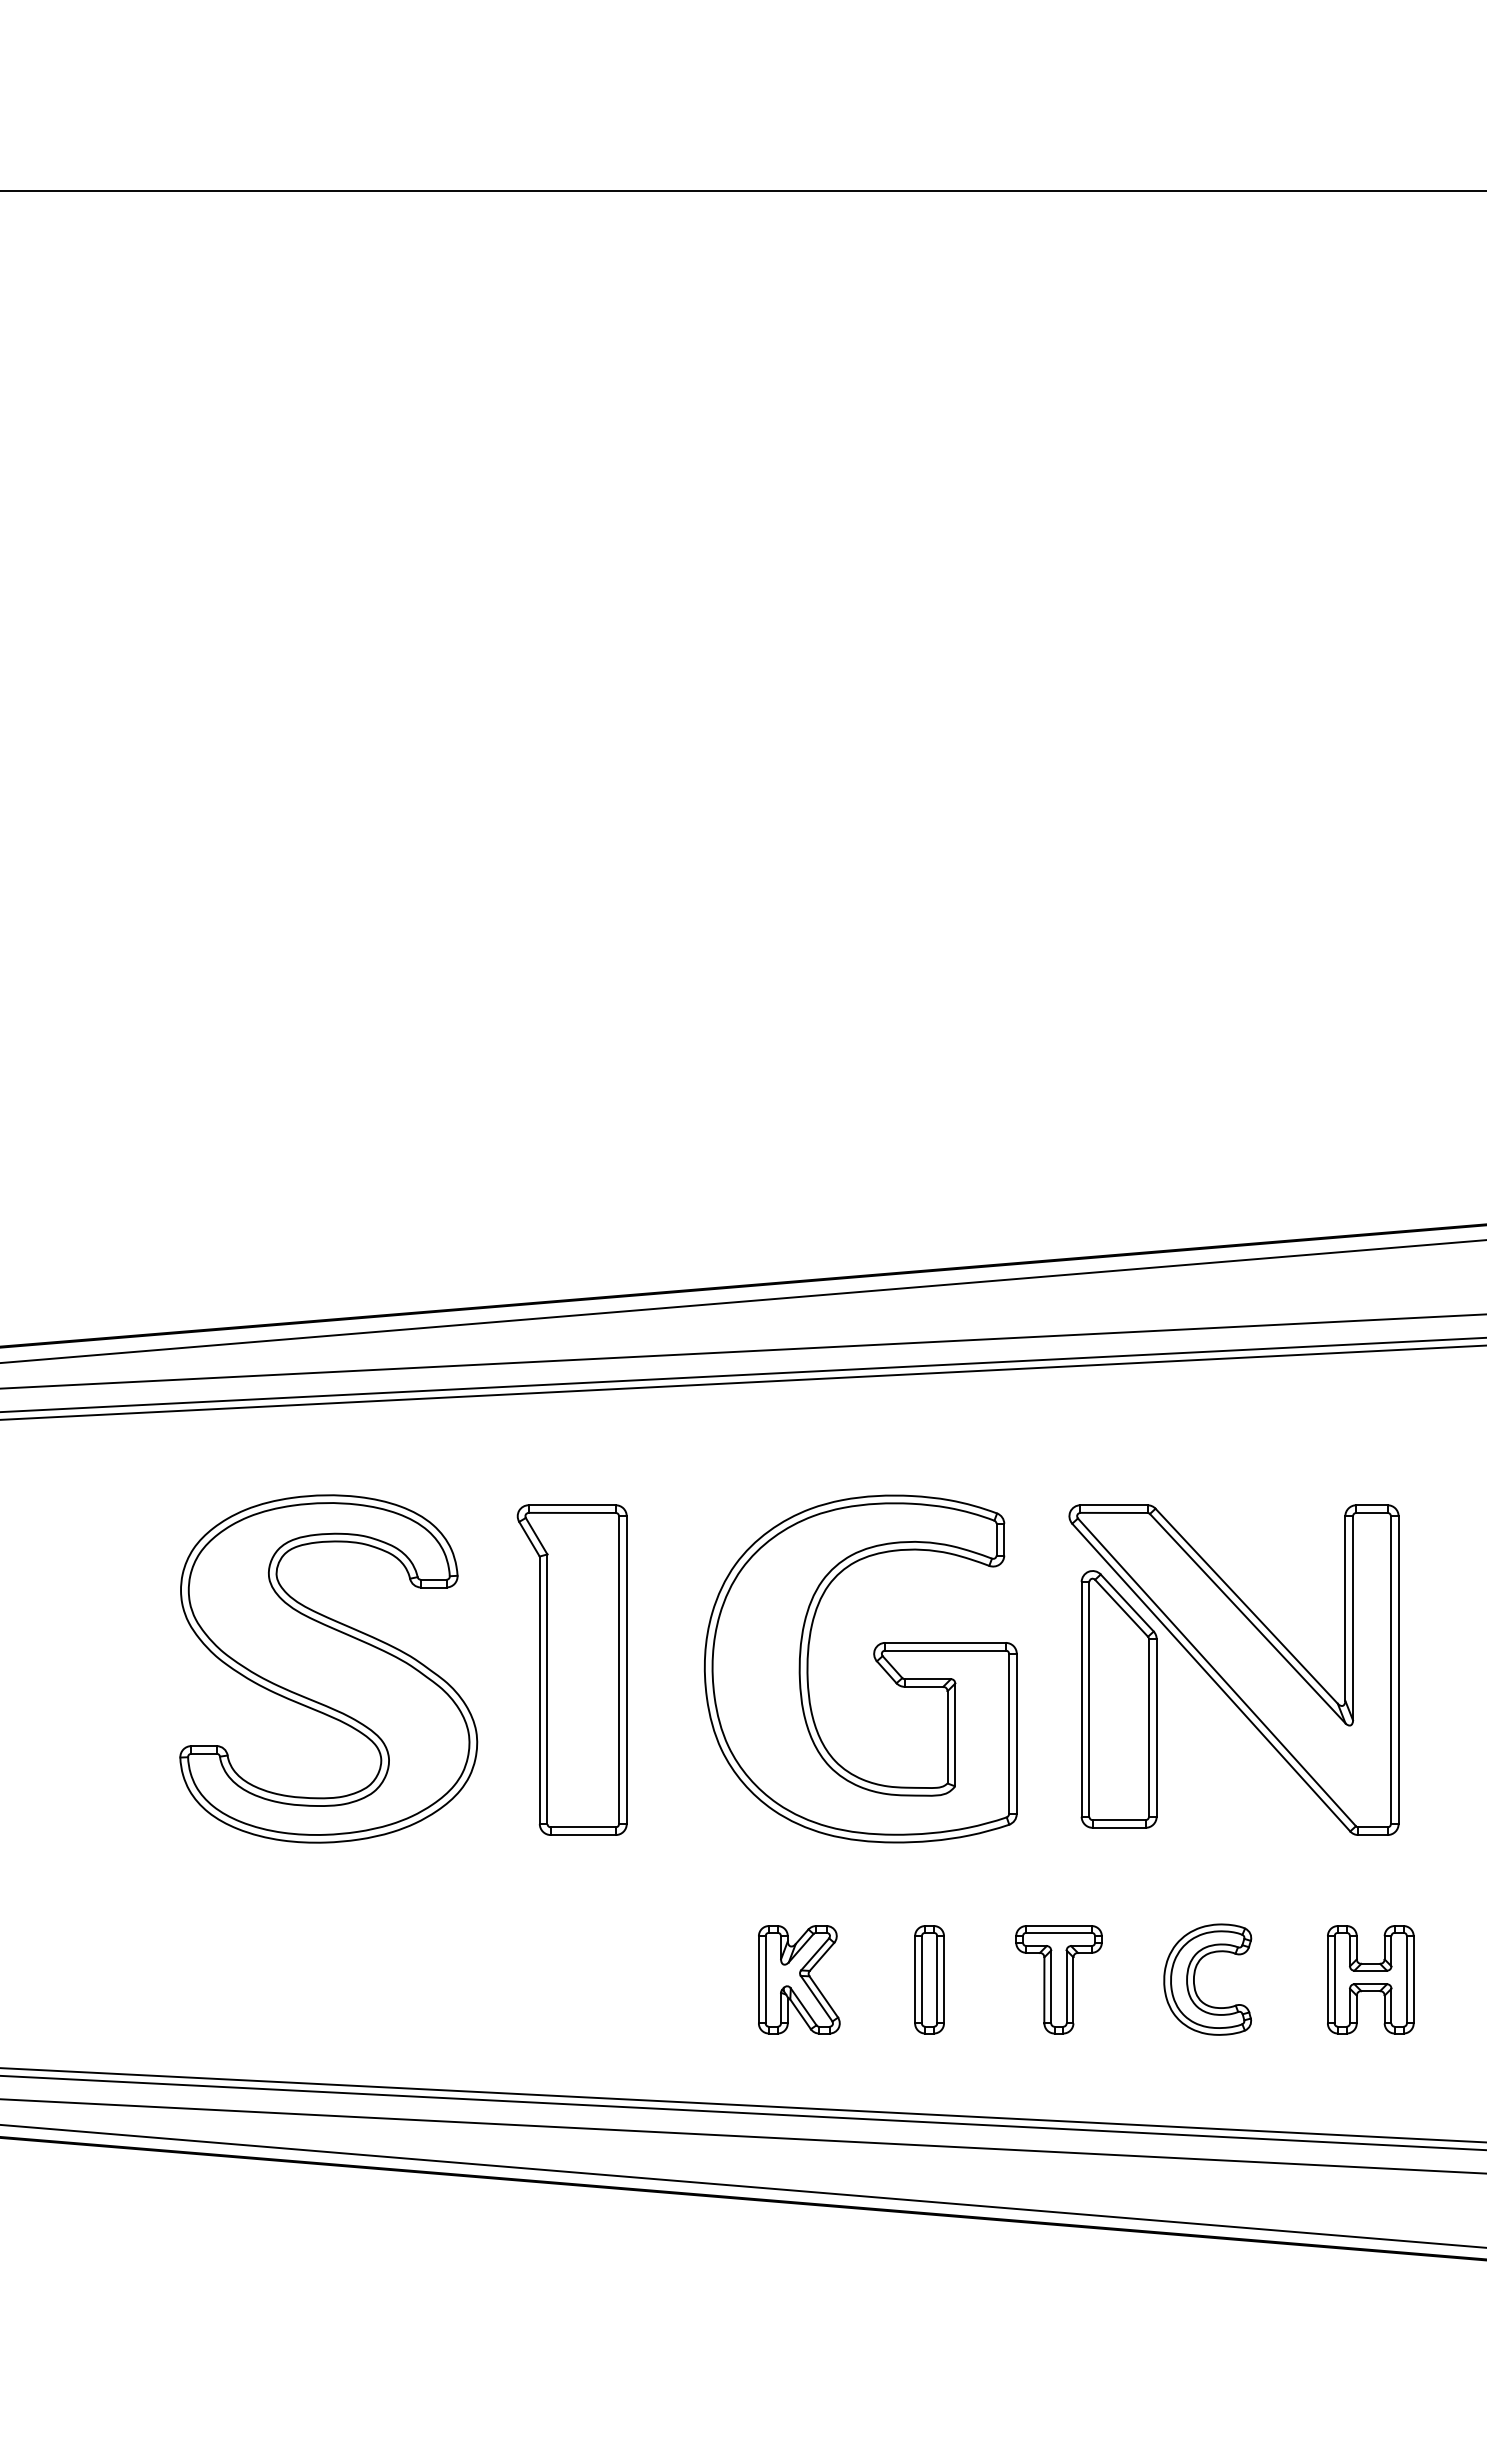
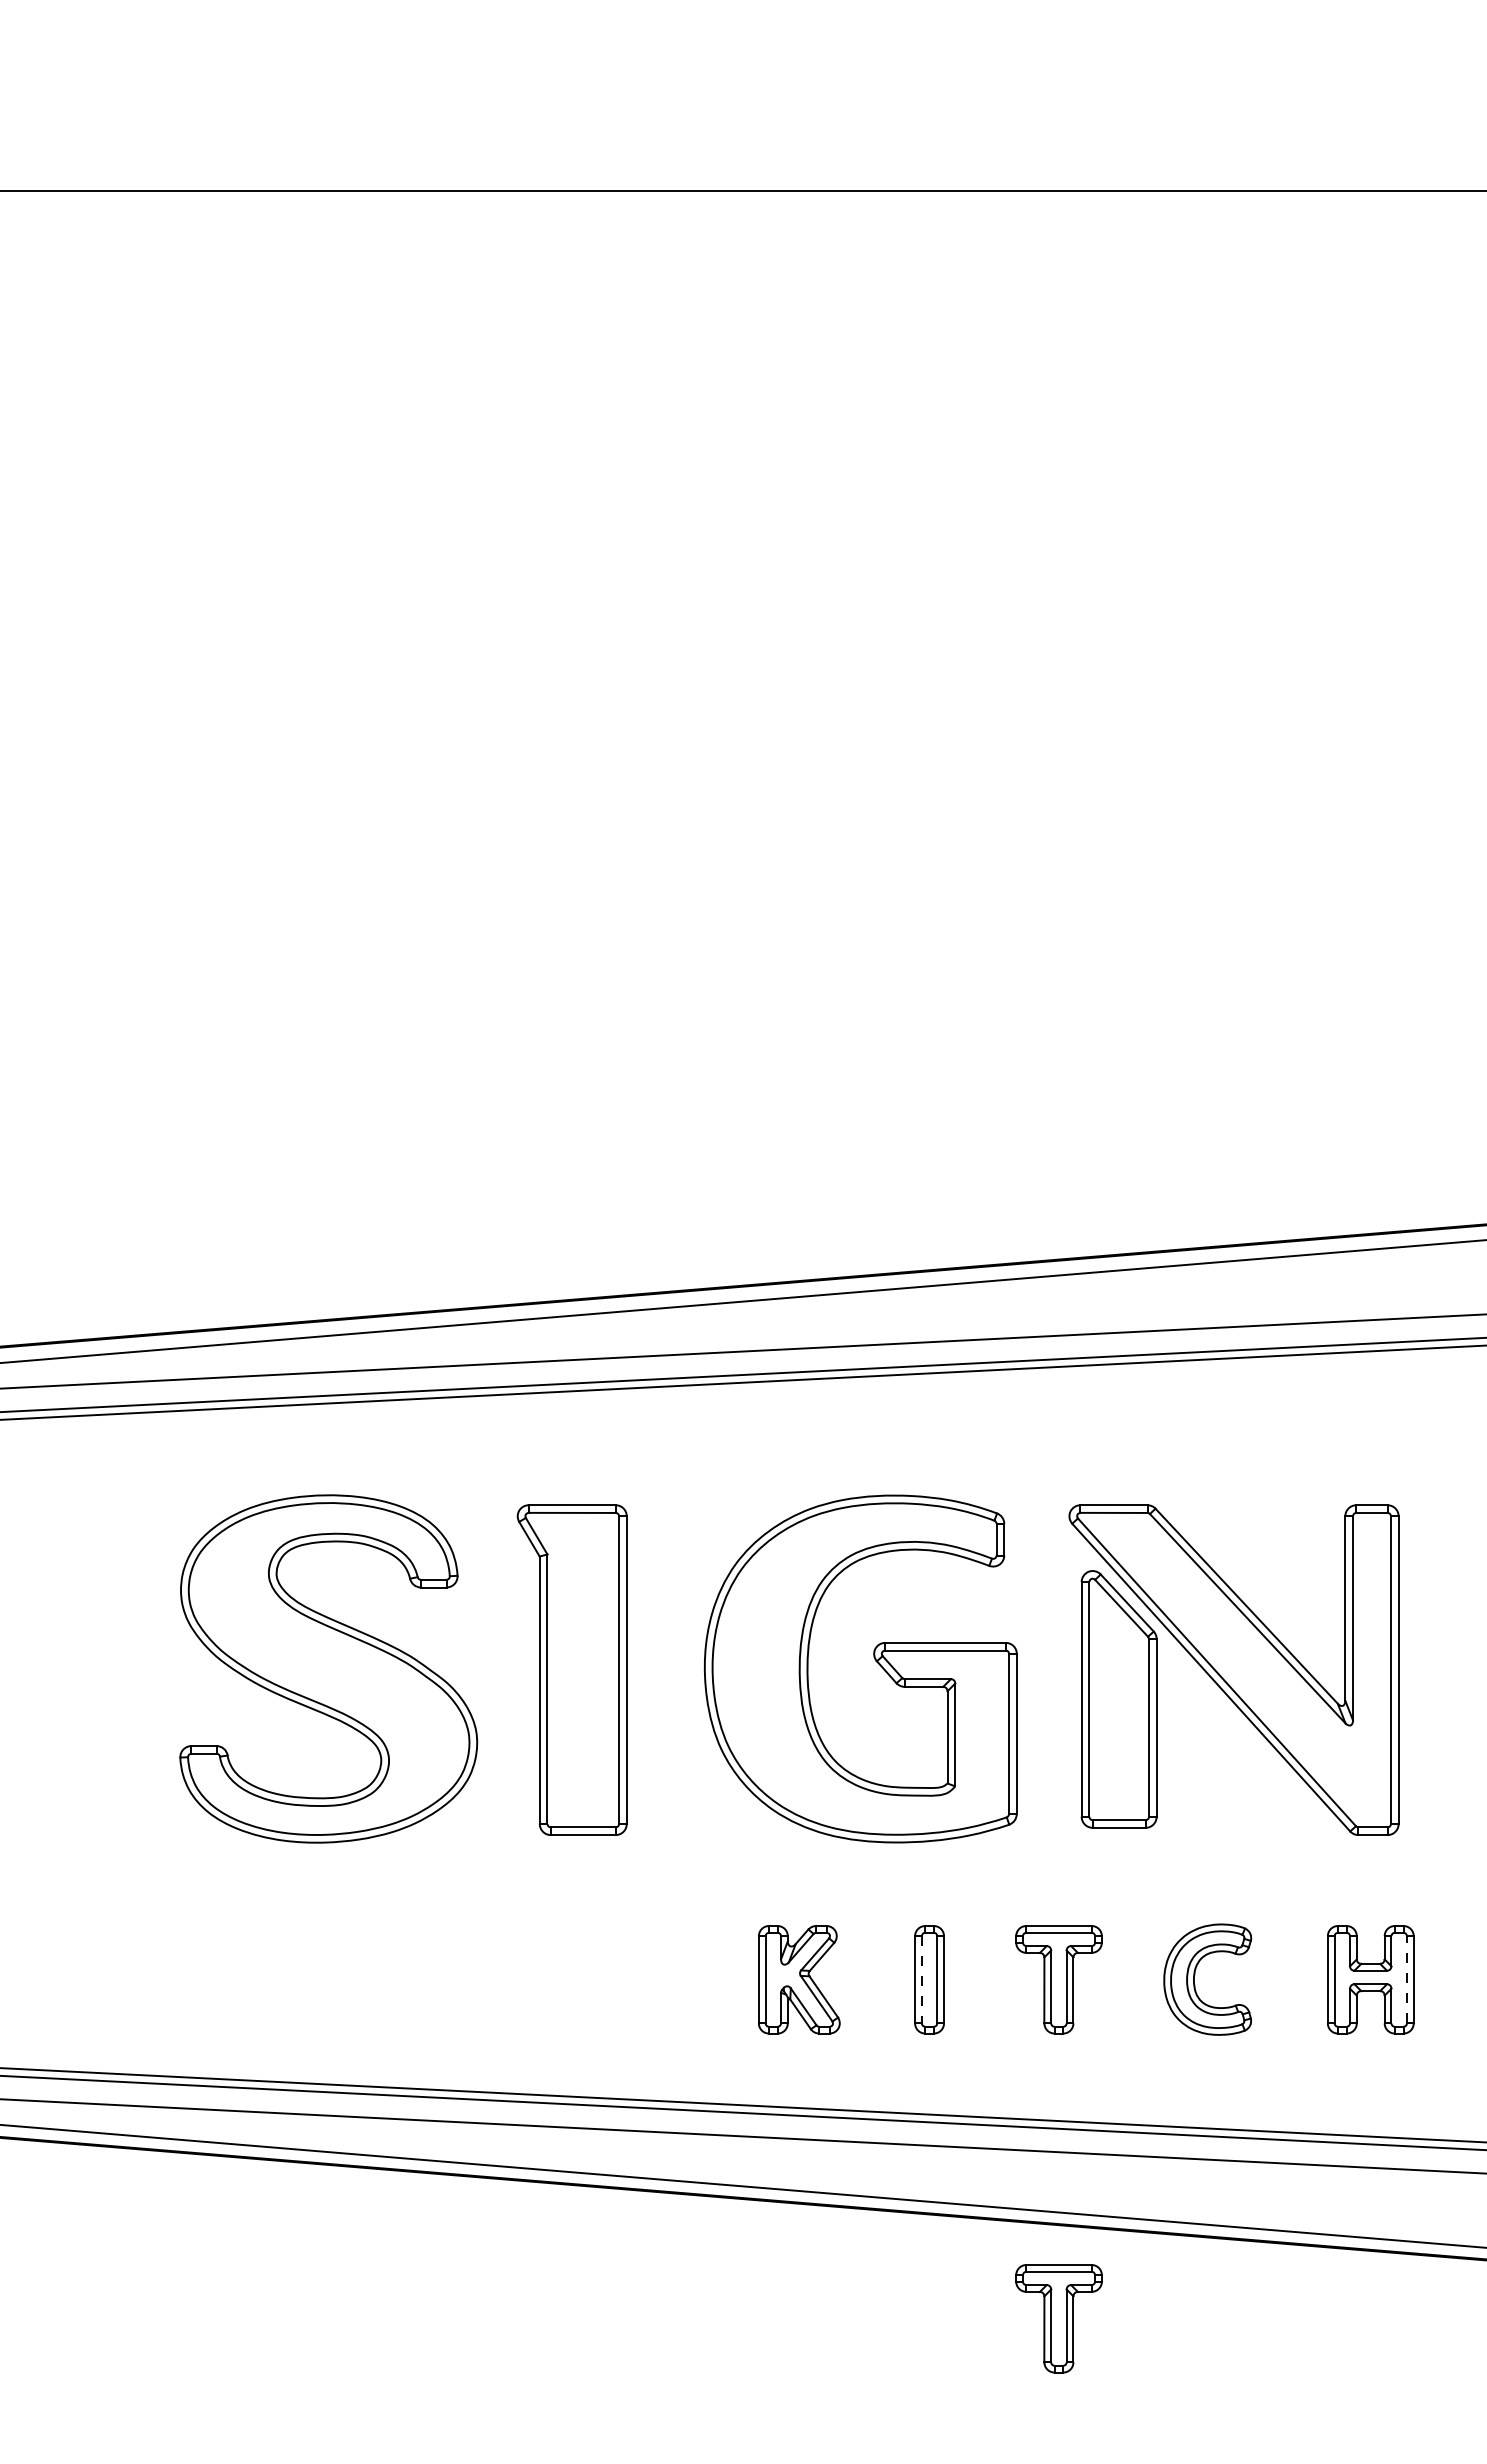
line: solid -> dashed (921, 1979)
line: solid -> dashed (1406, 1979)
part: none -> present (1058, 2318)
